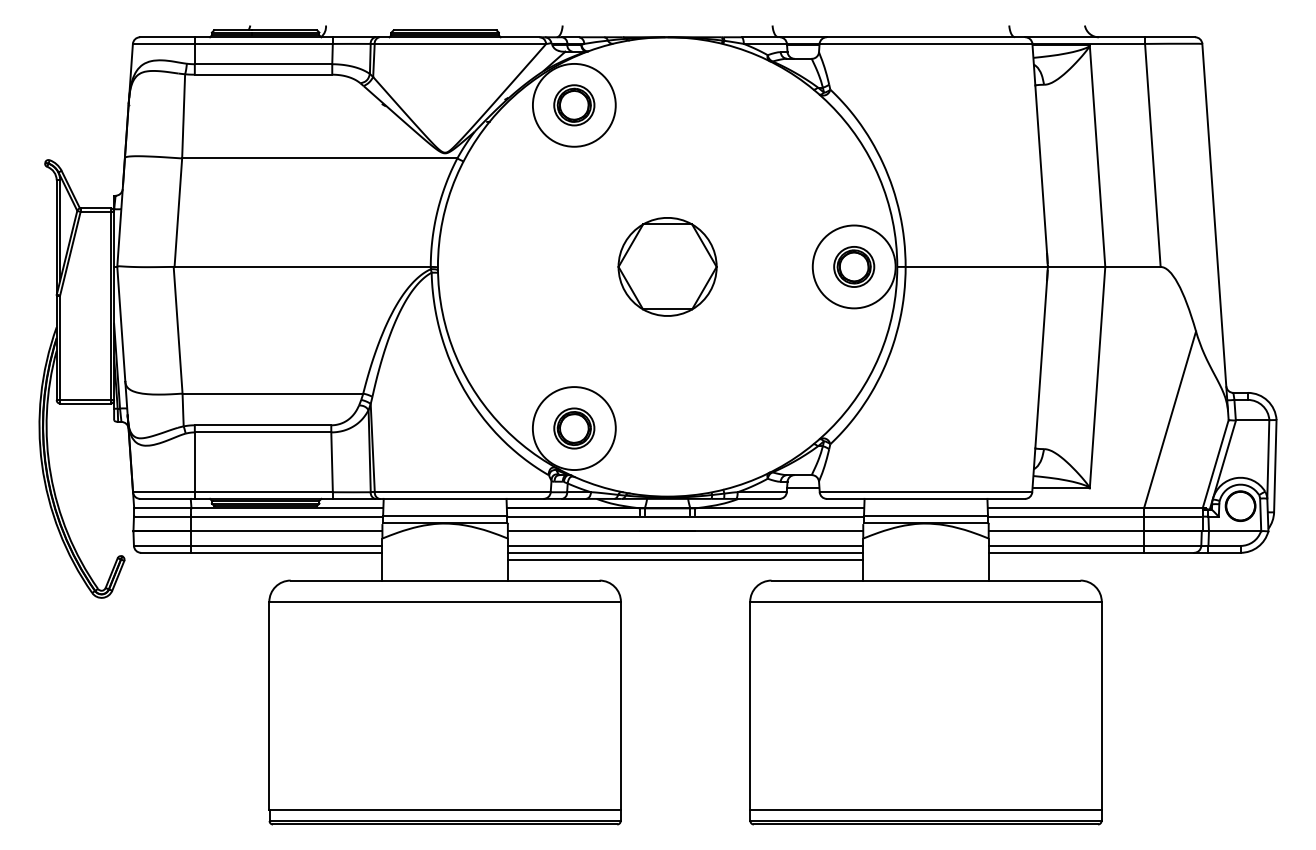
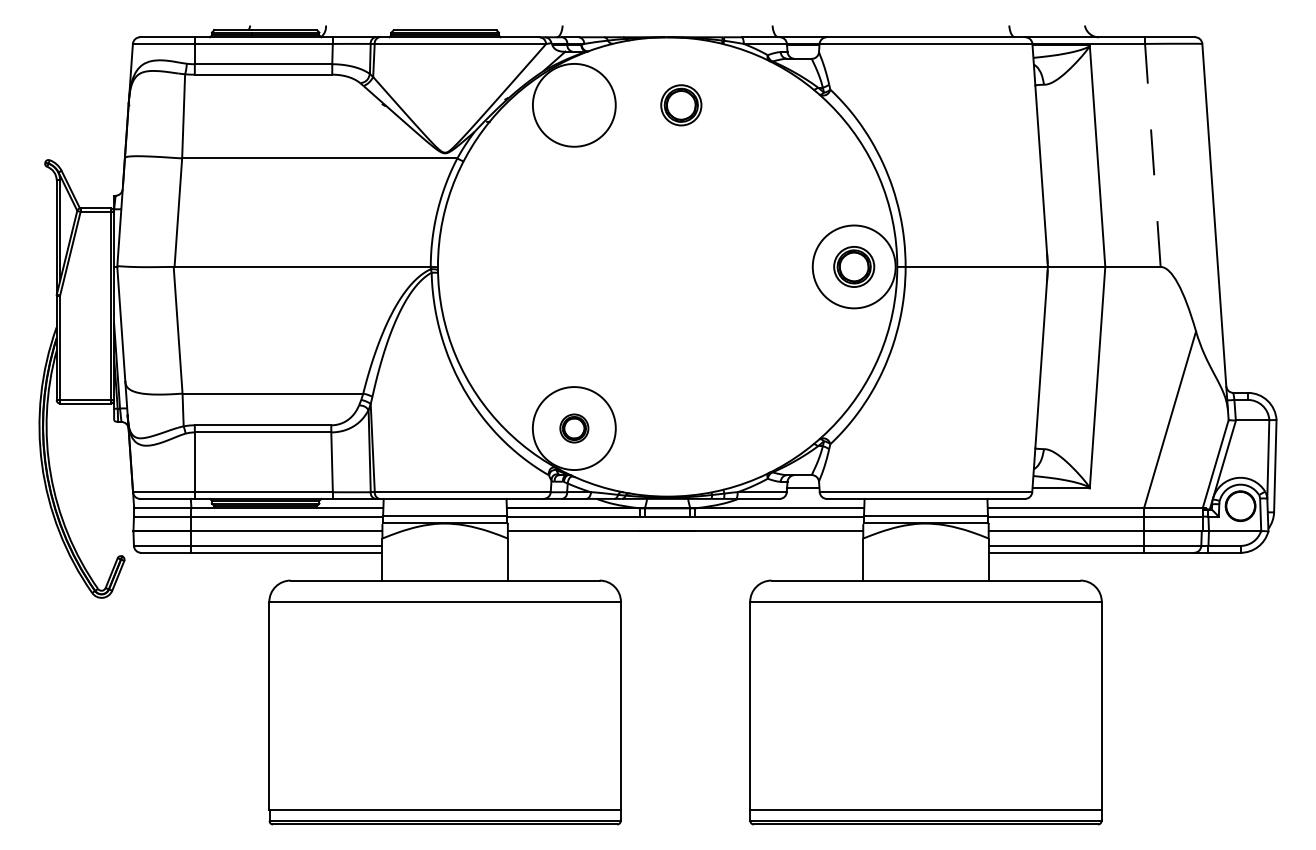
part position: (574, 105) -> (681, 105) (681, 105)
line: solid -> dashed (1152, 155)
part: present -> none (667, 266)
part size: 43x43 px -> 31x31 px (574, 428)
line: present -> none (685, 545)
line: present -> none (685, 552)
line: present -> none (685, 560)
